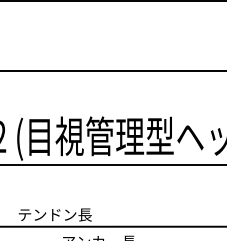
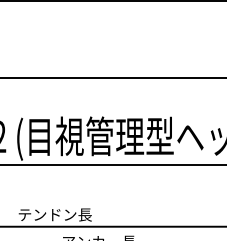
line position: (112, 70) -> (112, 77) (112, 77)
